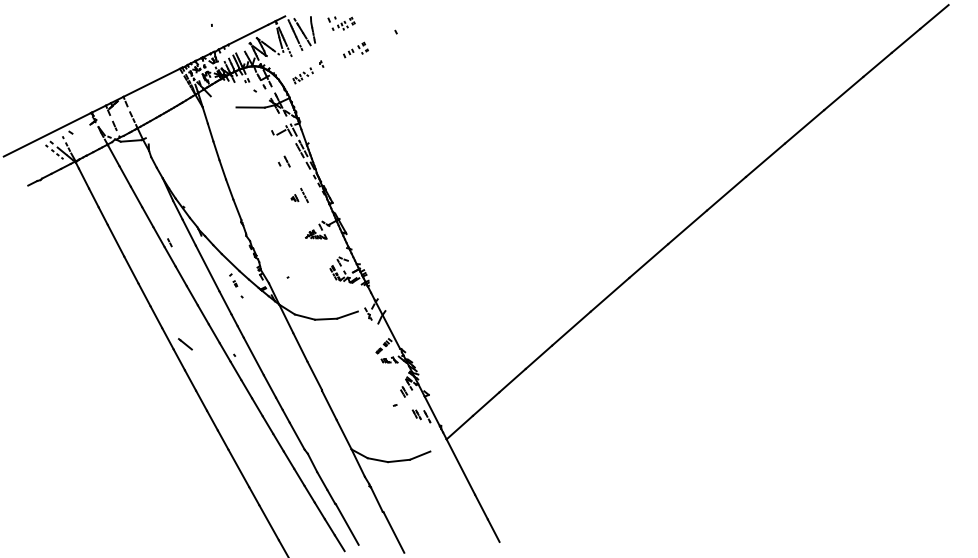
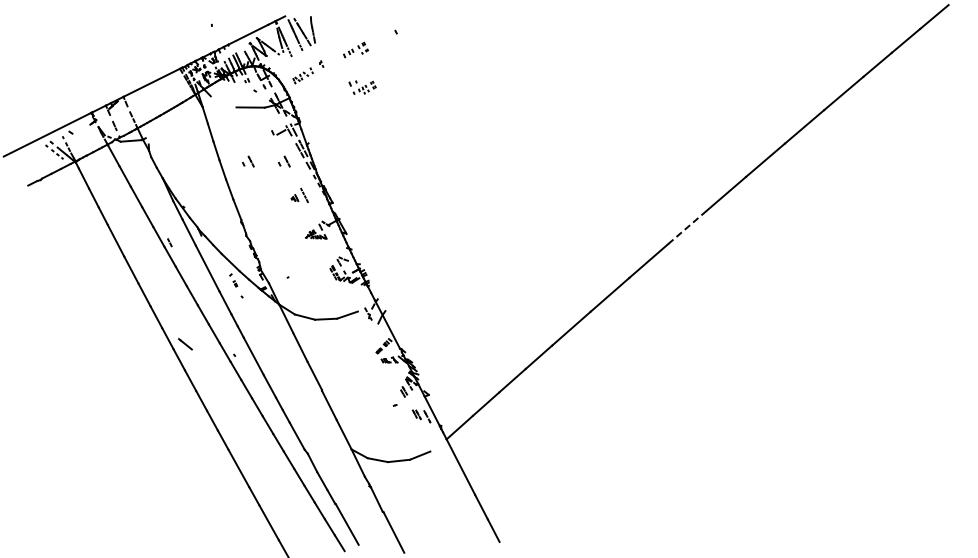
part position: (341, 23) -> (362, 87) (362, 87)
part: none -> present (248, 161)
line: solid -> dashed (687, 227)
